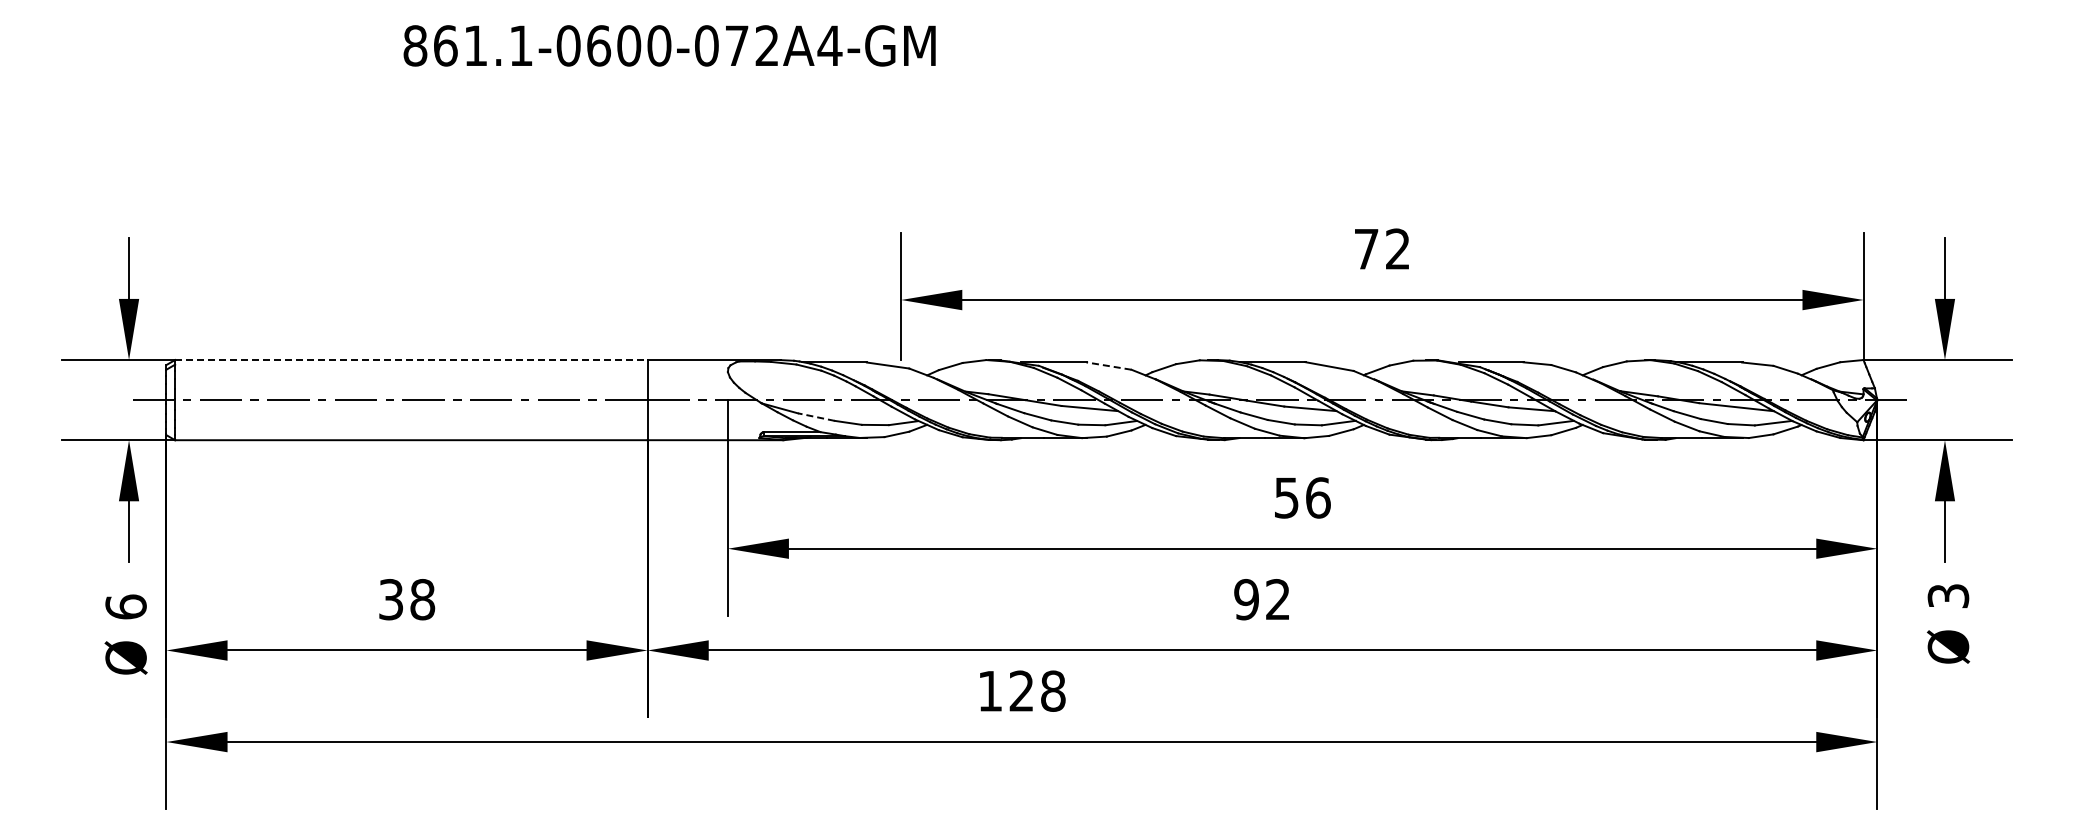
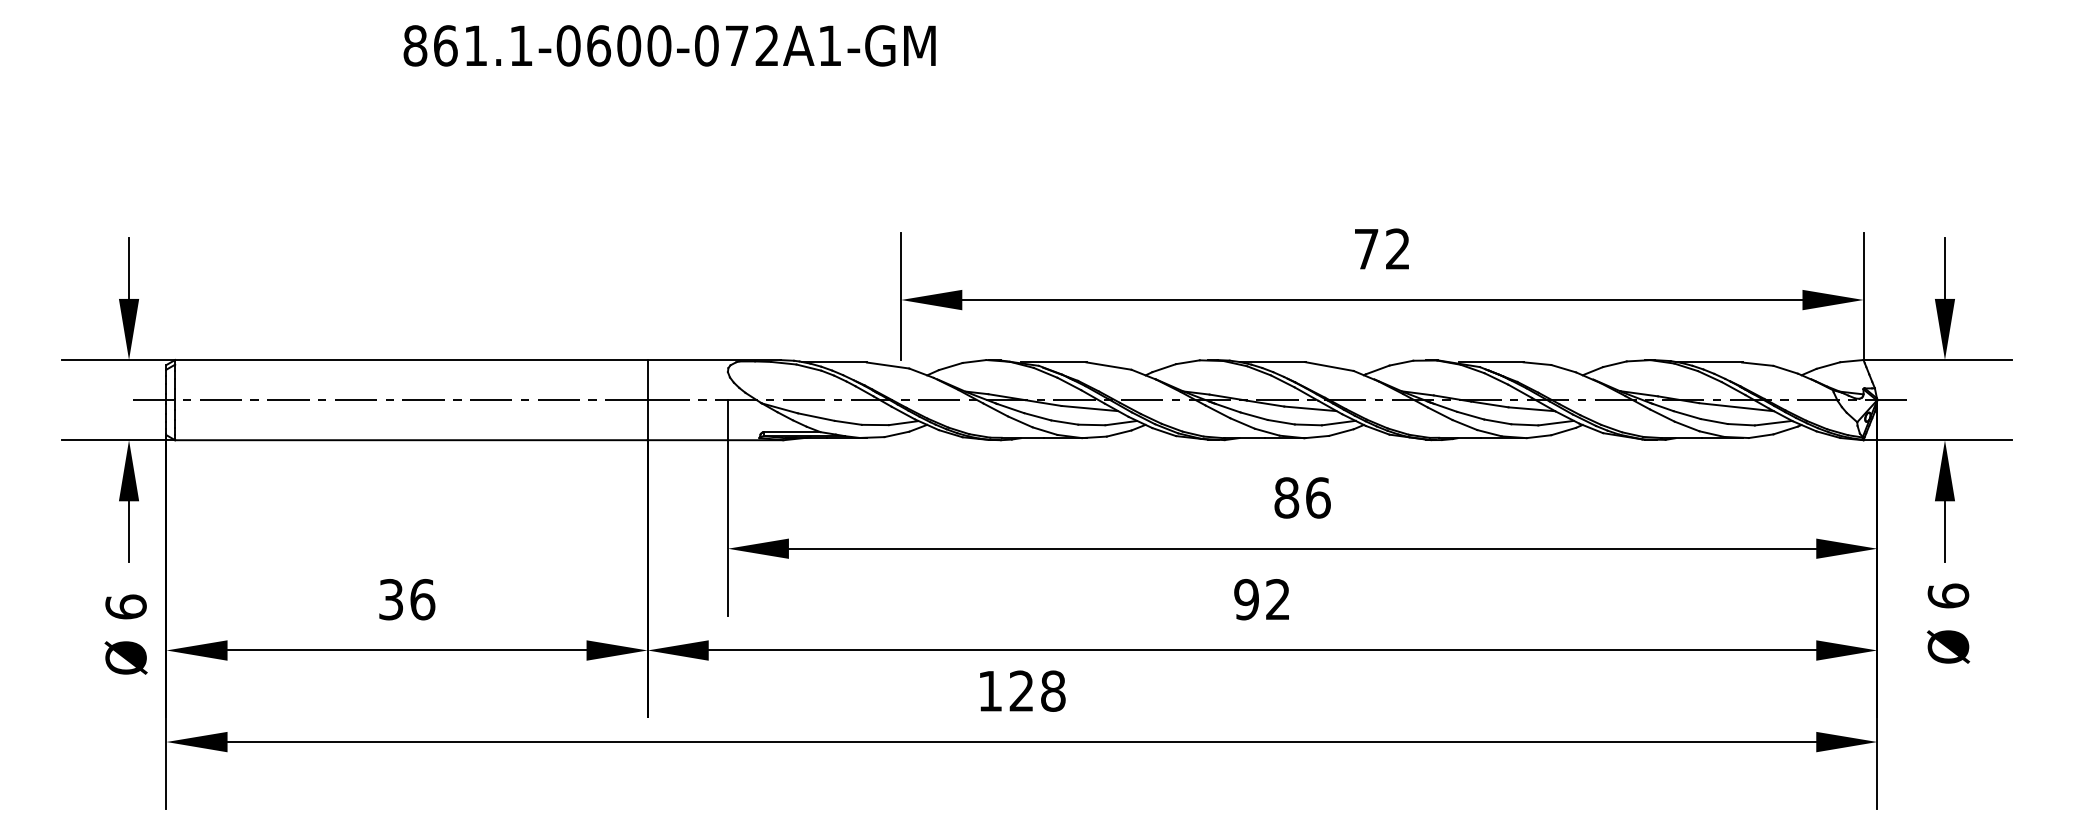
text: 861.1-0600-072A4-GM -> 861.1-0600-072A1-GM (829, 45)
line: dashed -> solid (411, 360)
line: dashed -> solid (1108, 366)
line: dashed -> solid (816, 417)
text: 56 -> 86 (1286, 497)
text: 3 -> 6 (1948, 595)
text: 38 -> 36 (422, 599)
